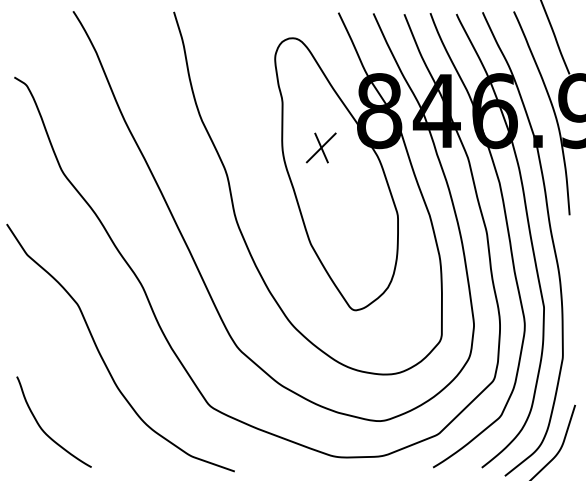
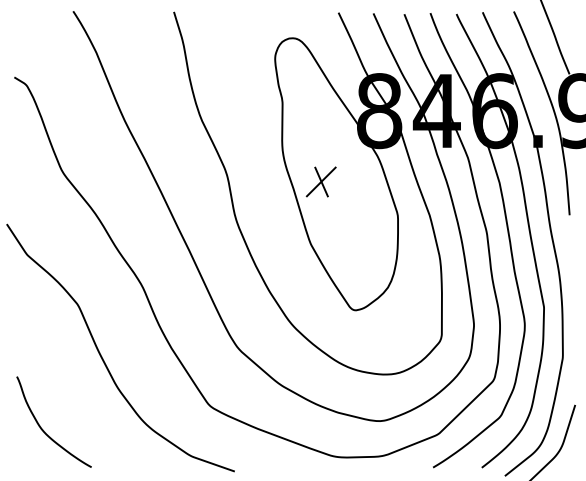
part position: (320, 147) -> (320, 181) (320, 181)
